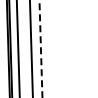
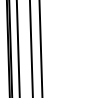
line: dashed -> solid (40, 49)
